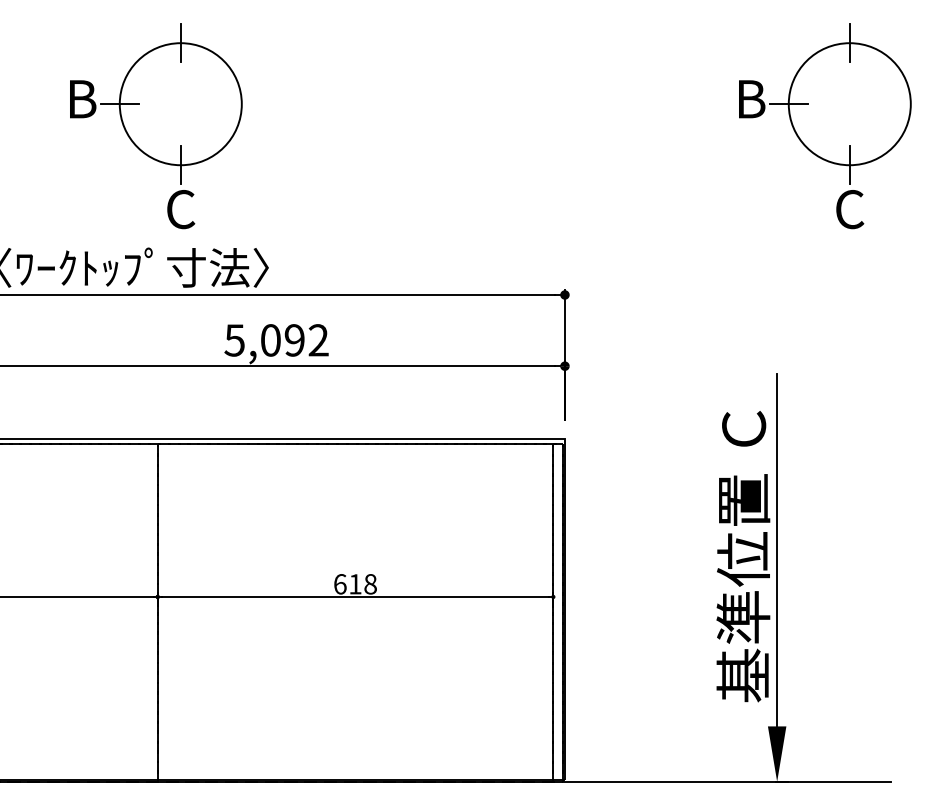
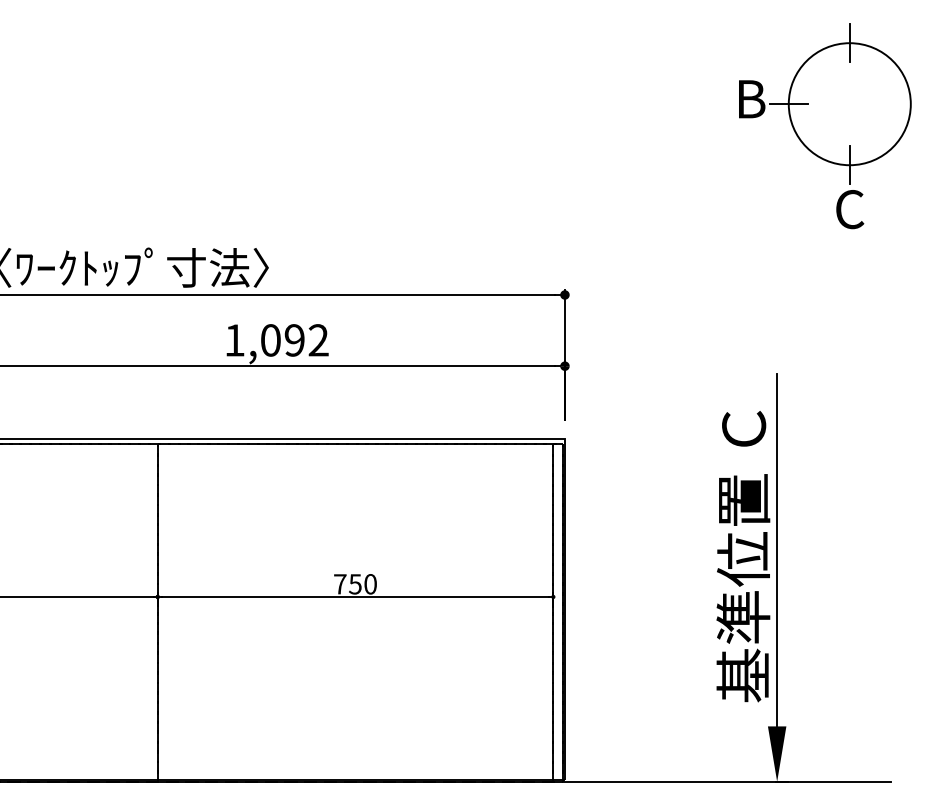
part: present -> none (156, 126)
text: 5,092 -> 1,092 (234, 340)
text: 618 -> 750 (355, 584)
